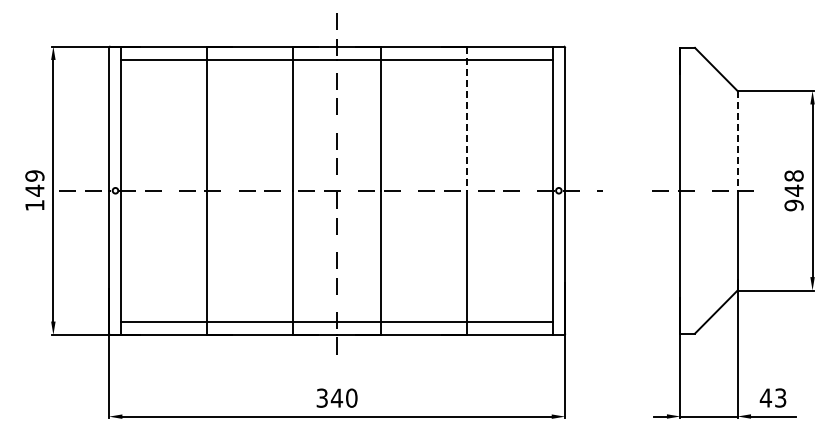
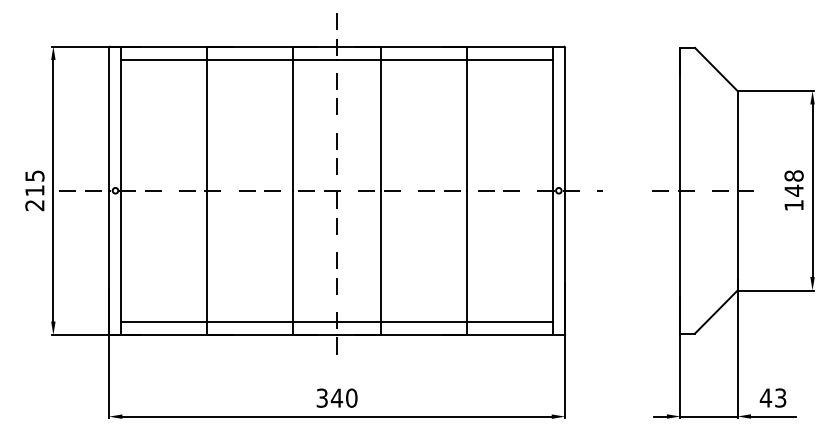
line: dashed -> solid (467, 119)
line: dashed -> solid (737, 140)
text: 149 -> 215 (34, 190)
text: 948 -> 148 (793, 205)
